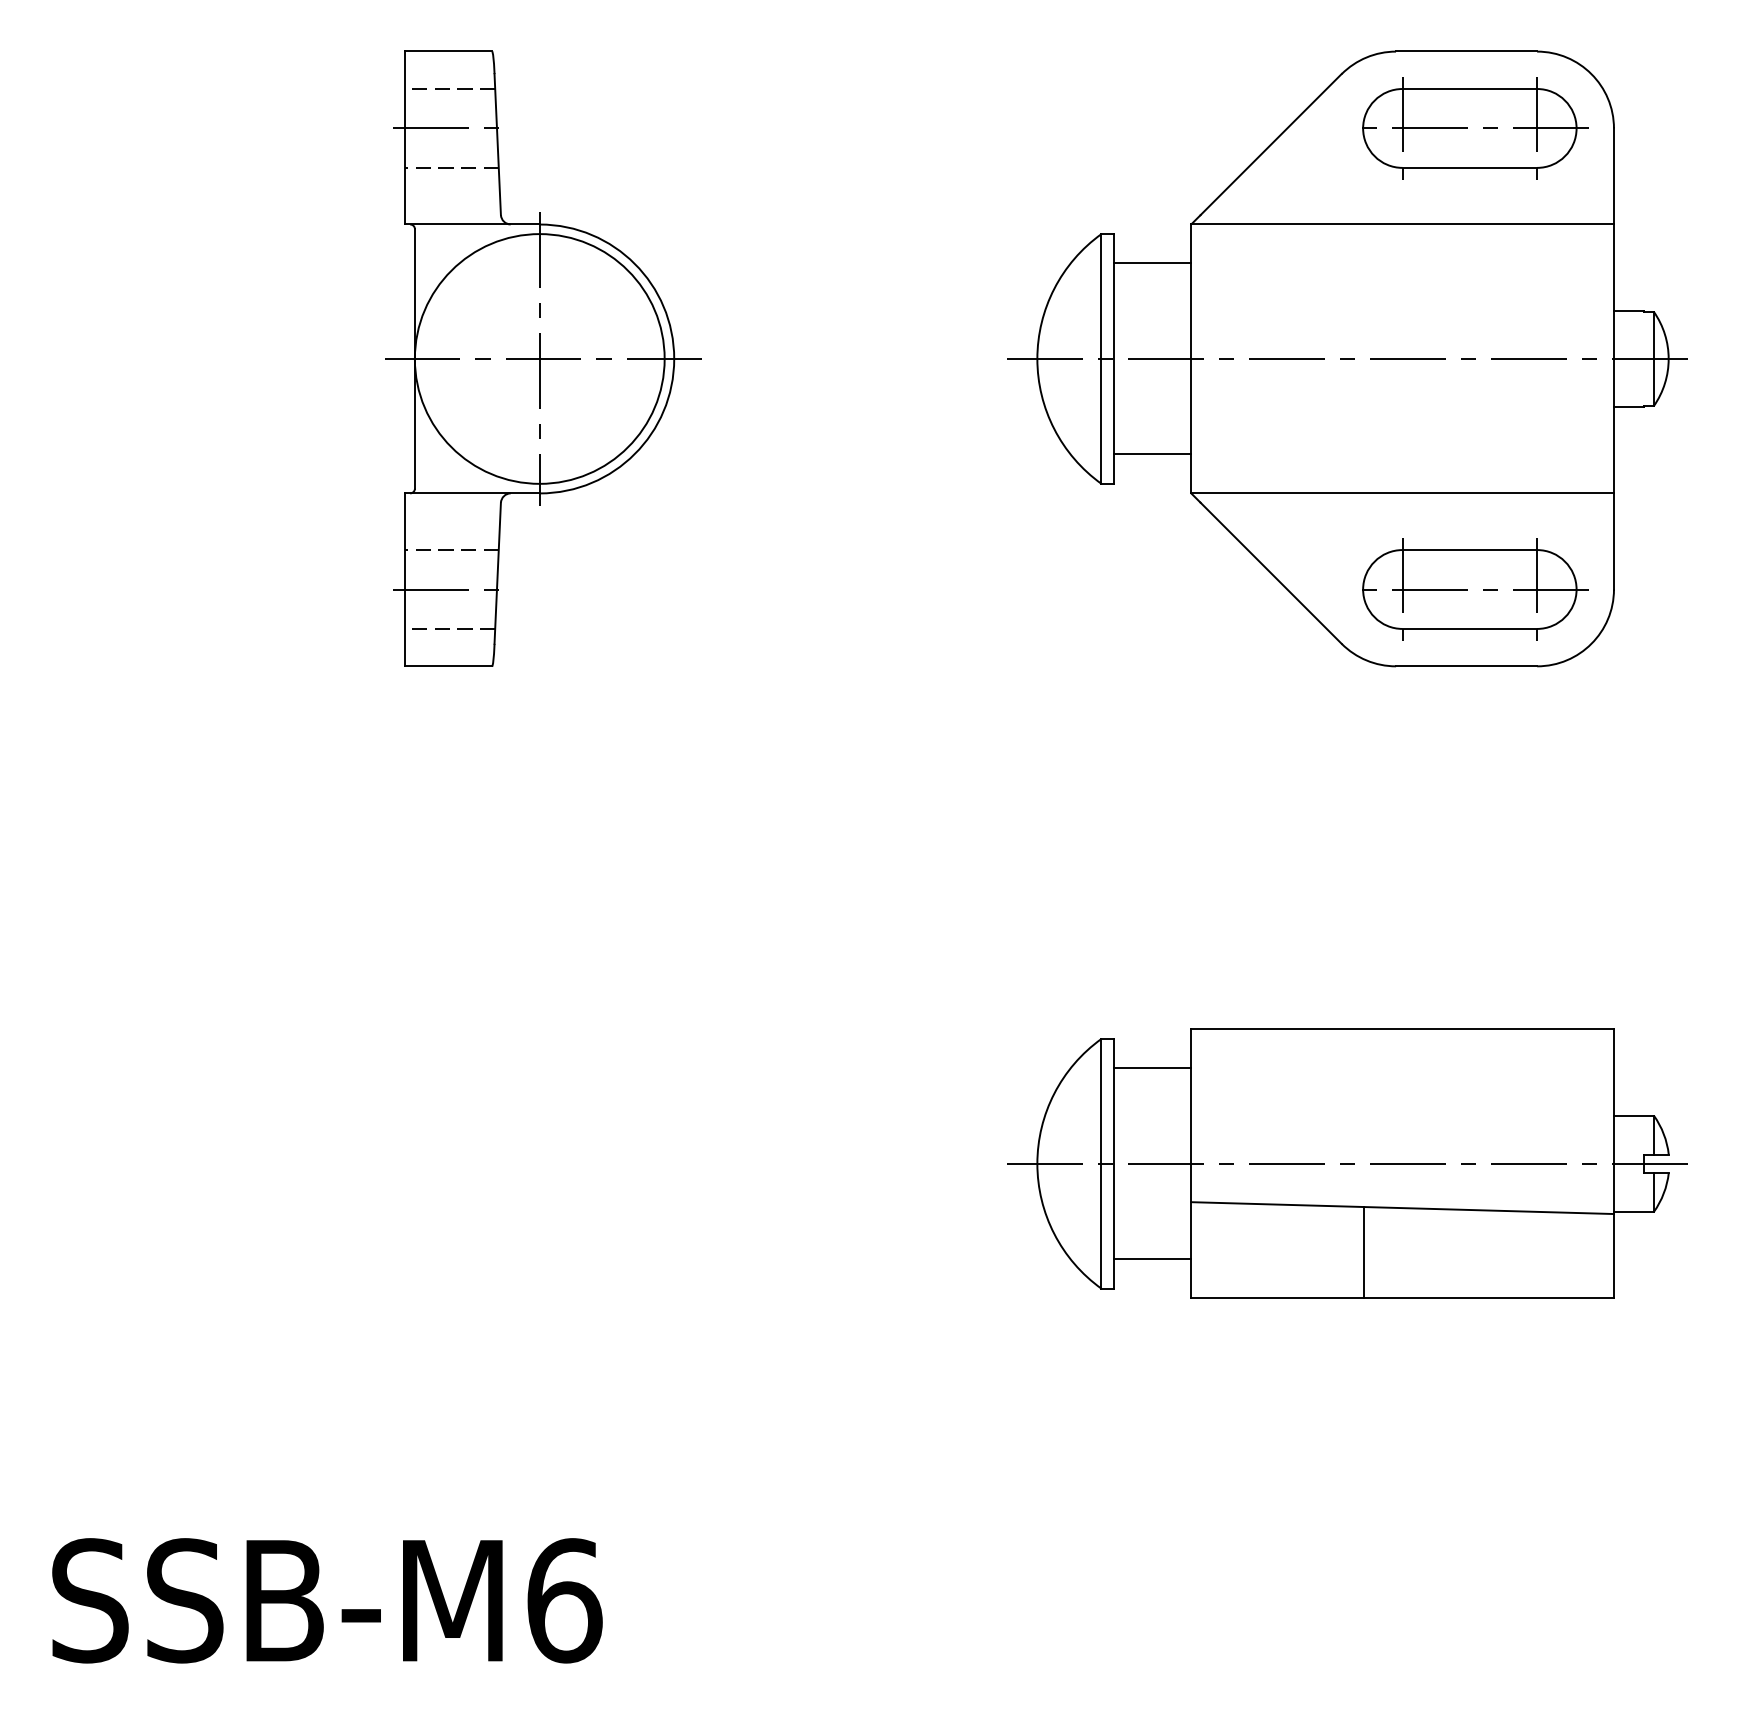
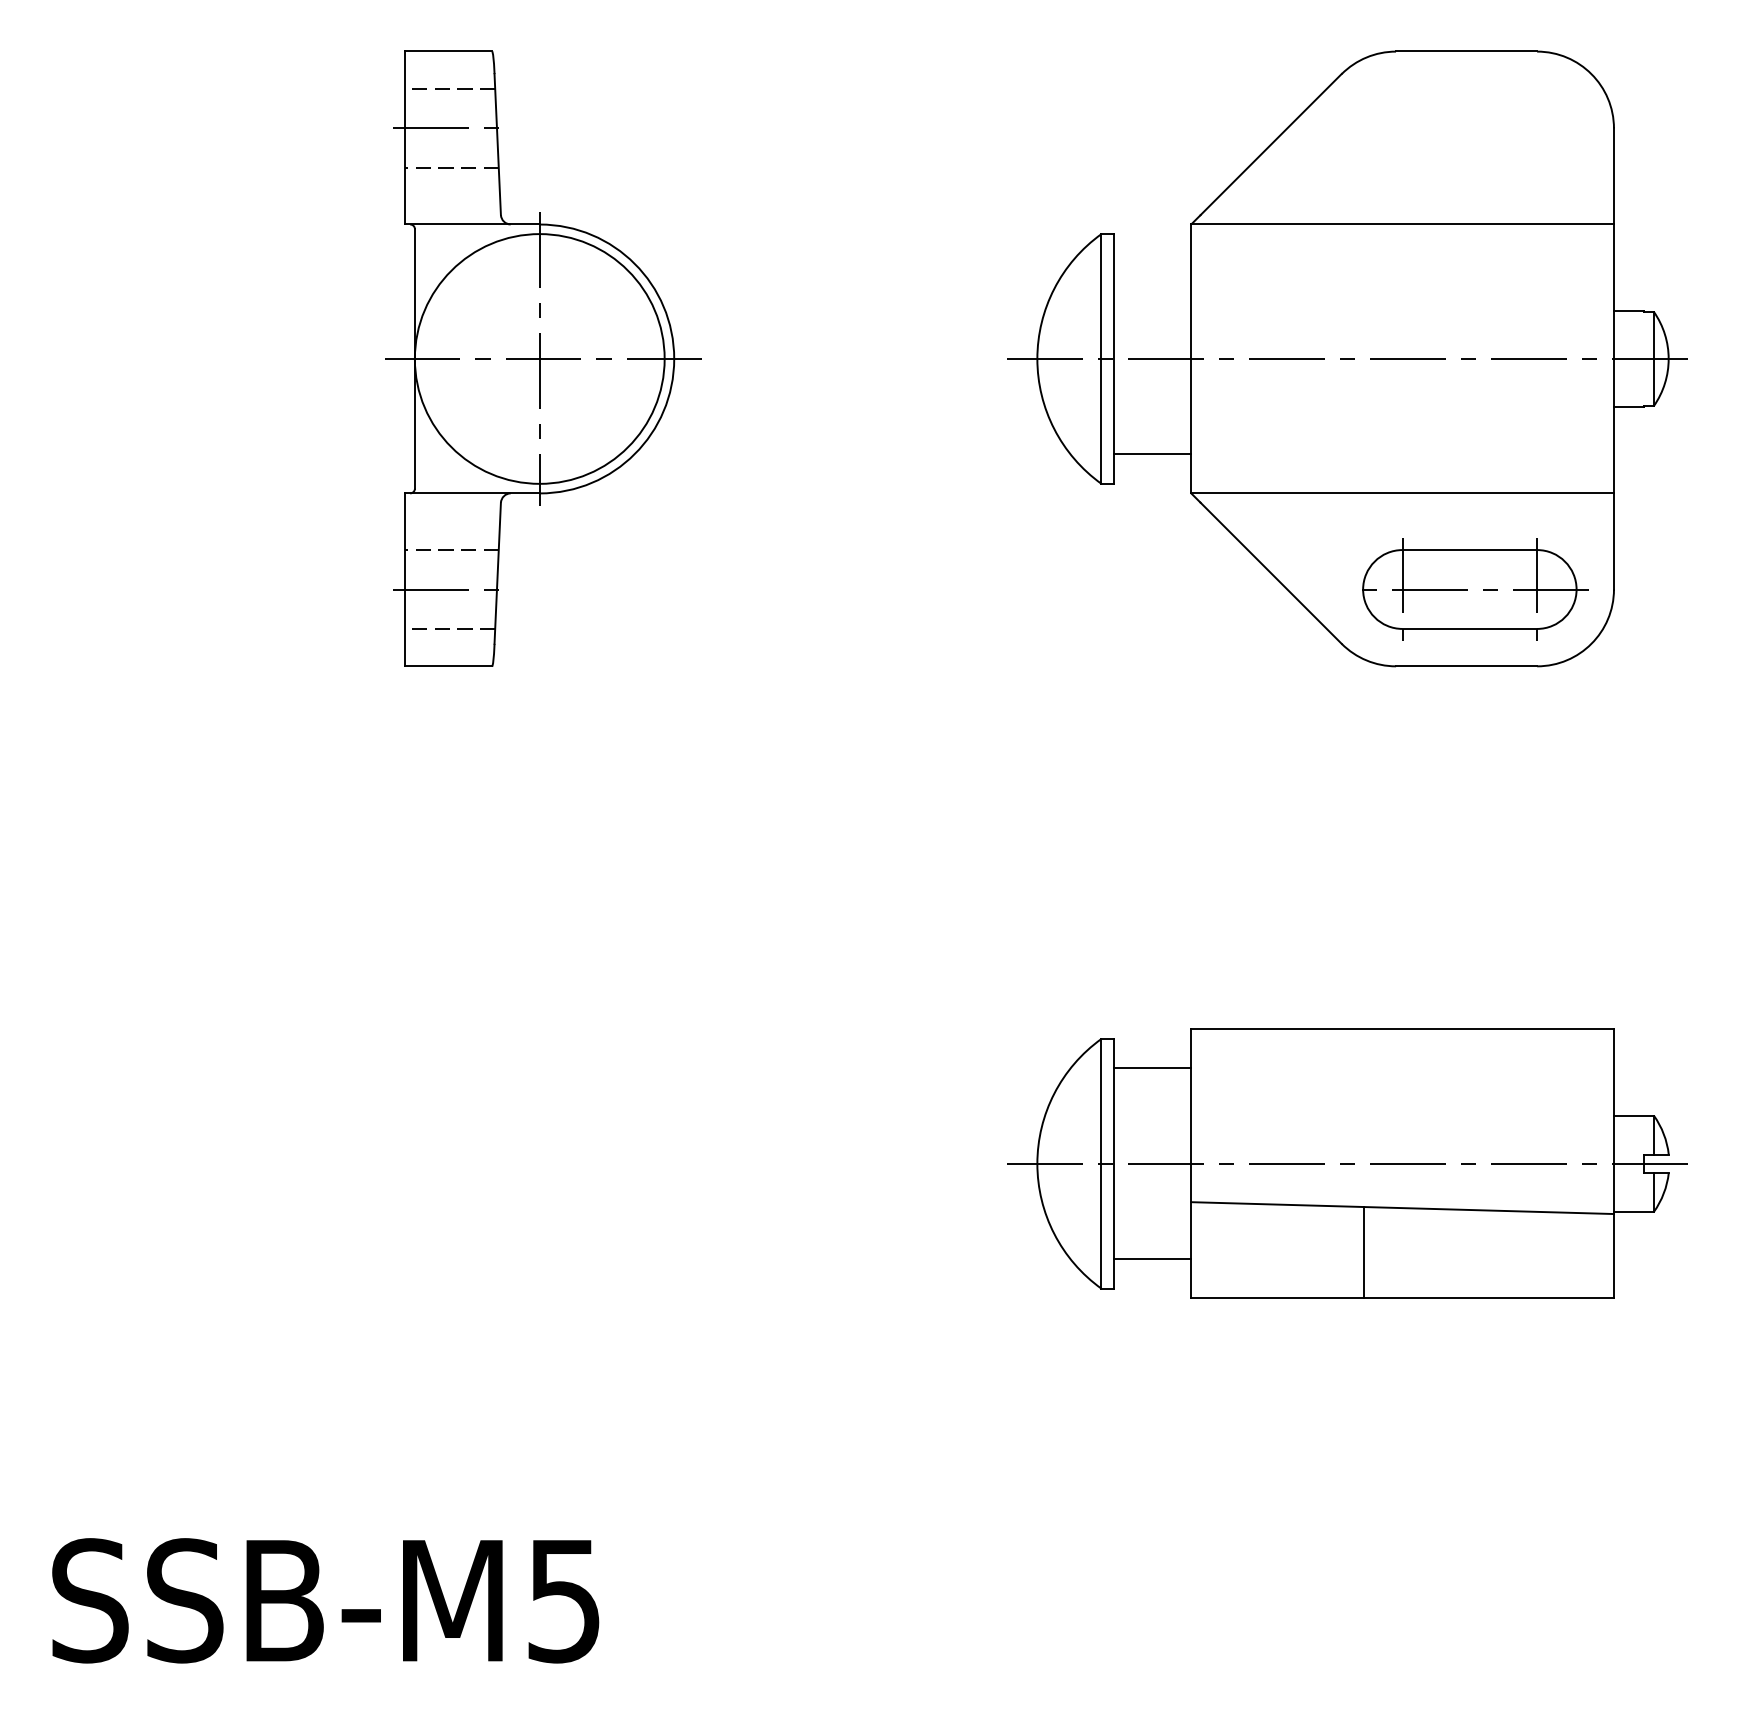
part: present -> none (1475, 128)
line: present -> none (1152, 263)
text: SSB-M6 -> SSB-M5 (564, 1600)
